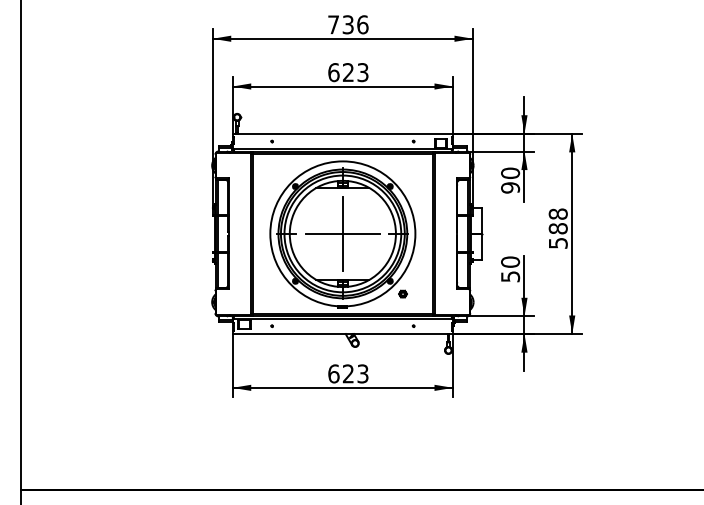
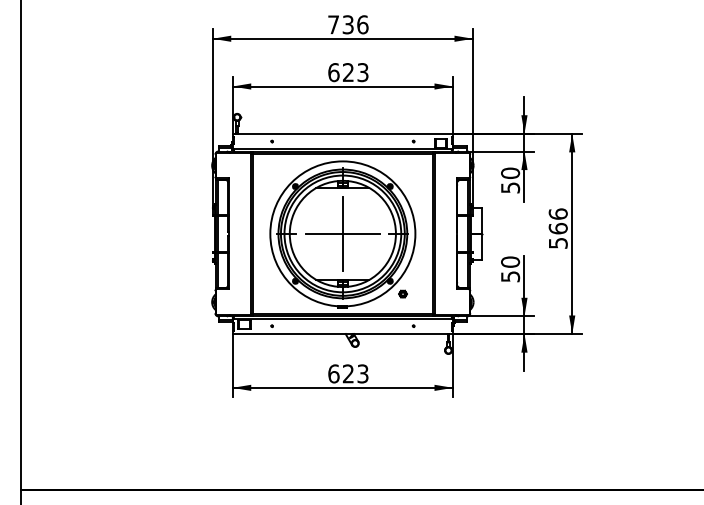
text: 90 -> 50 (510, 187)
text: 588 -> 566 (557, 221)
